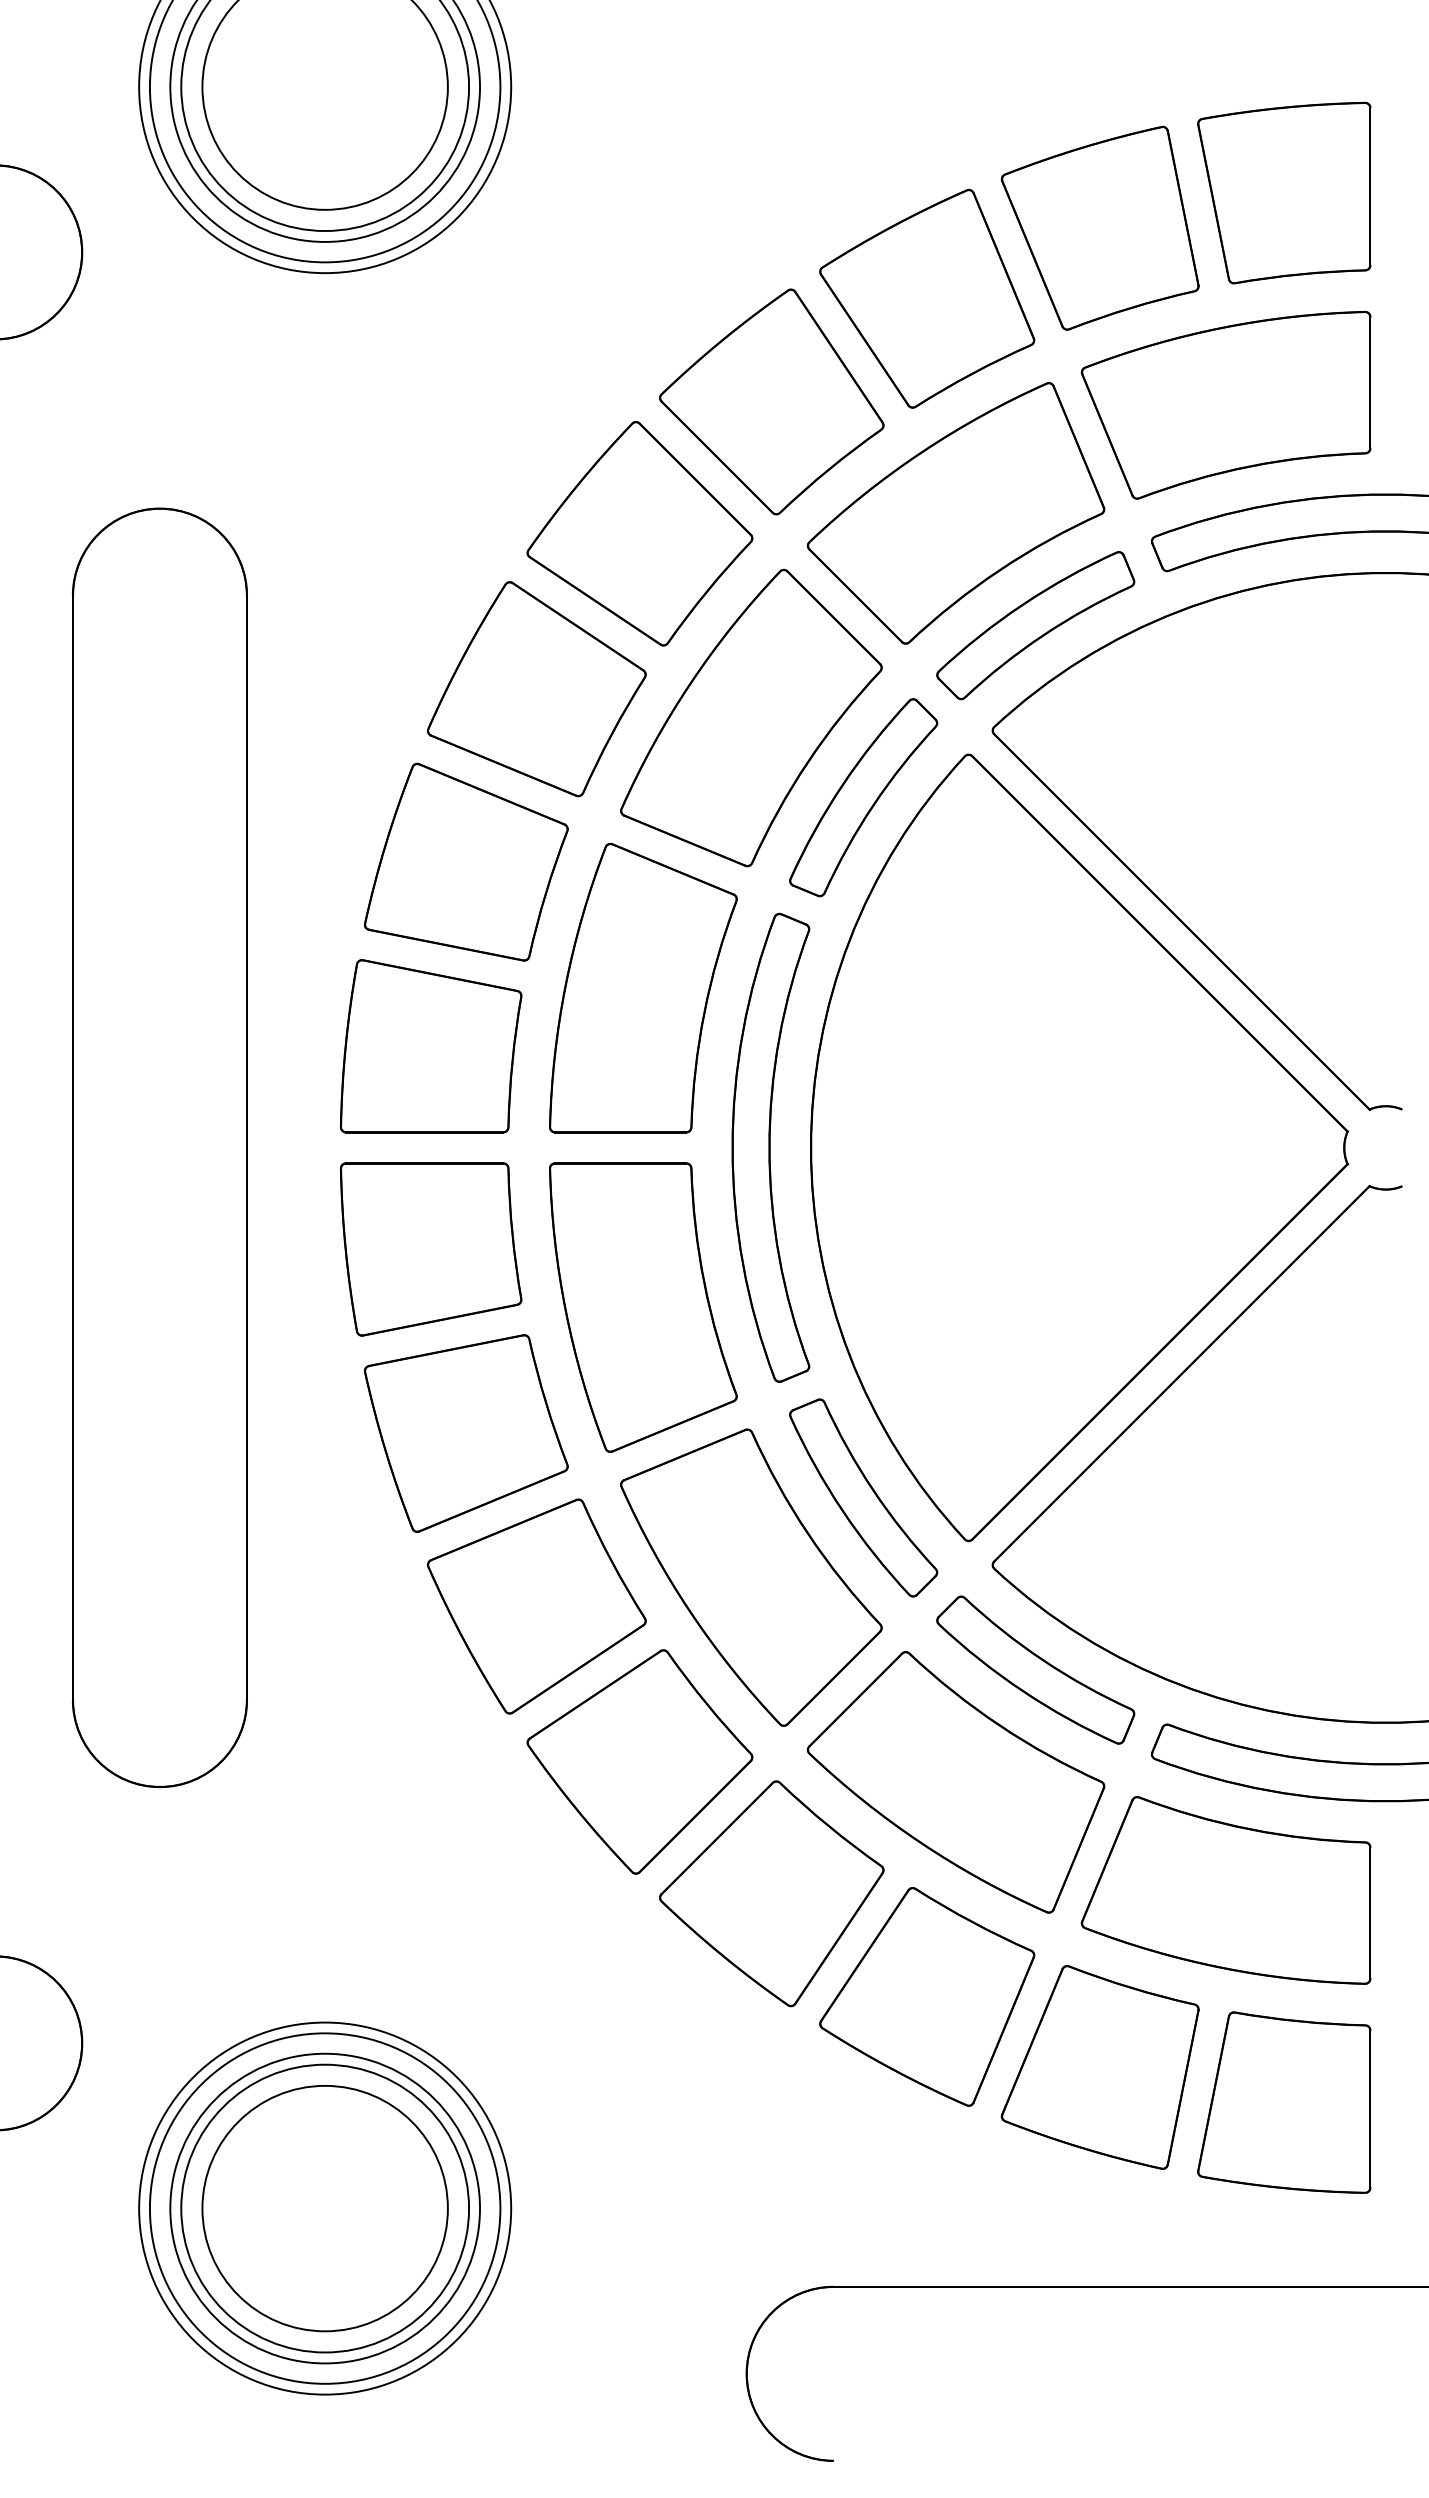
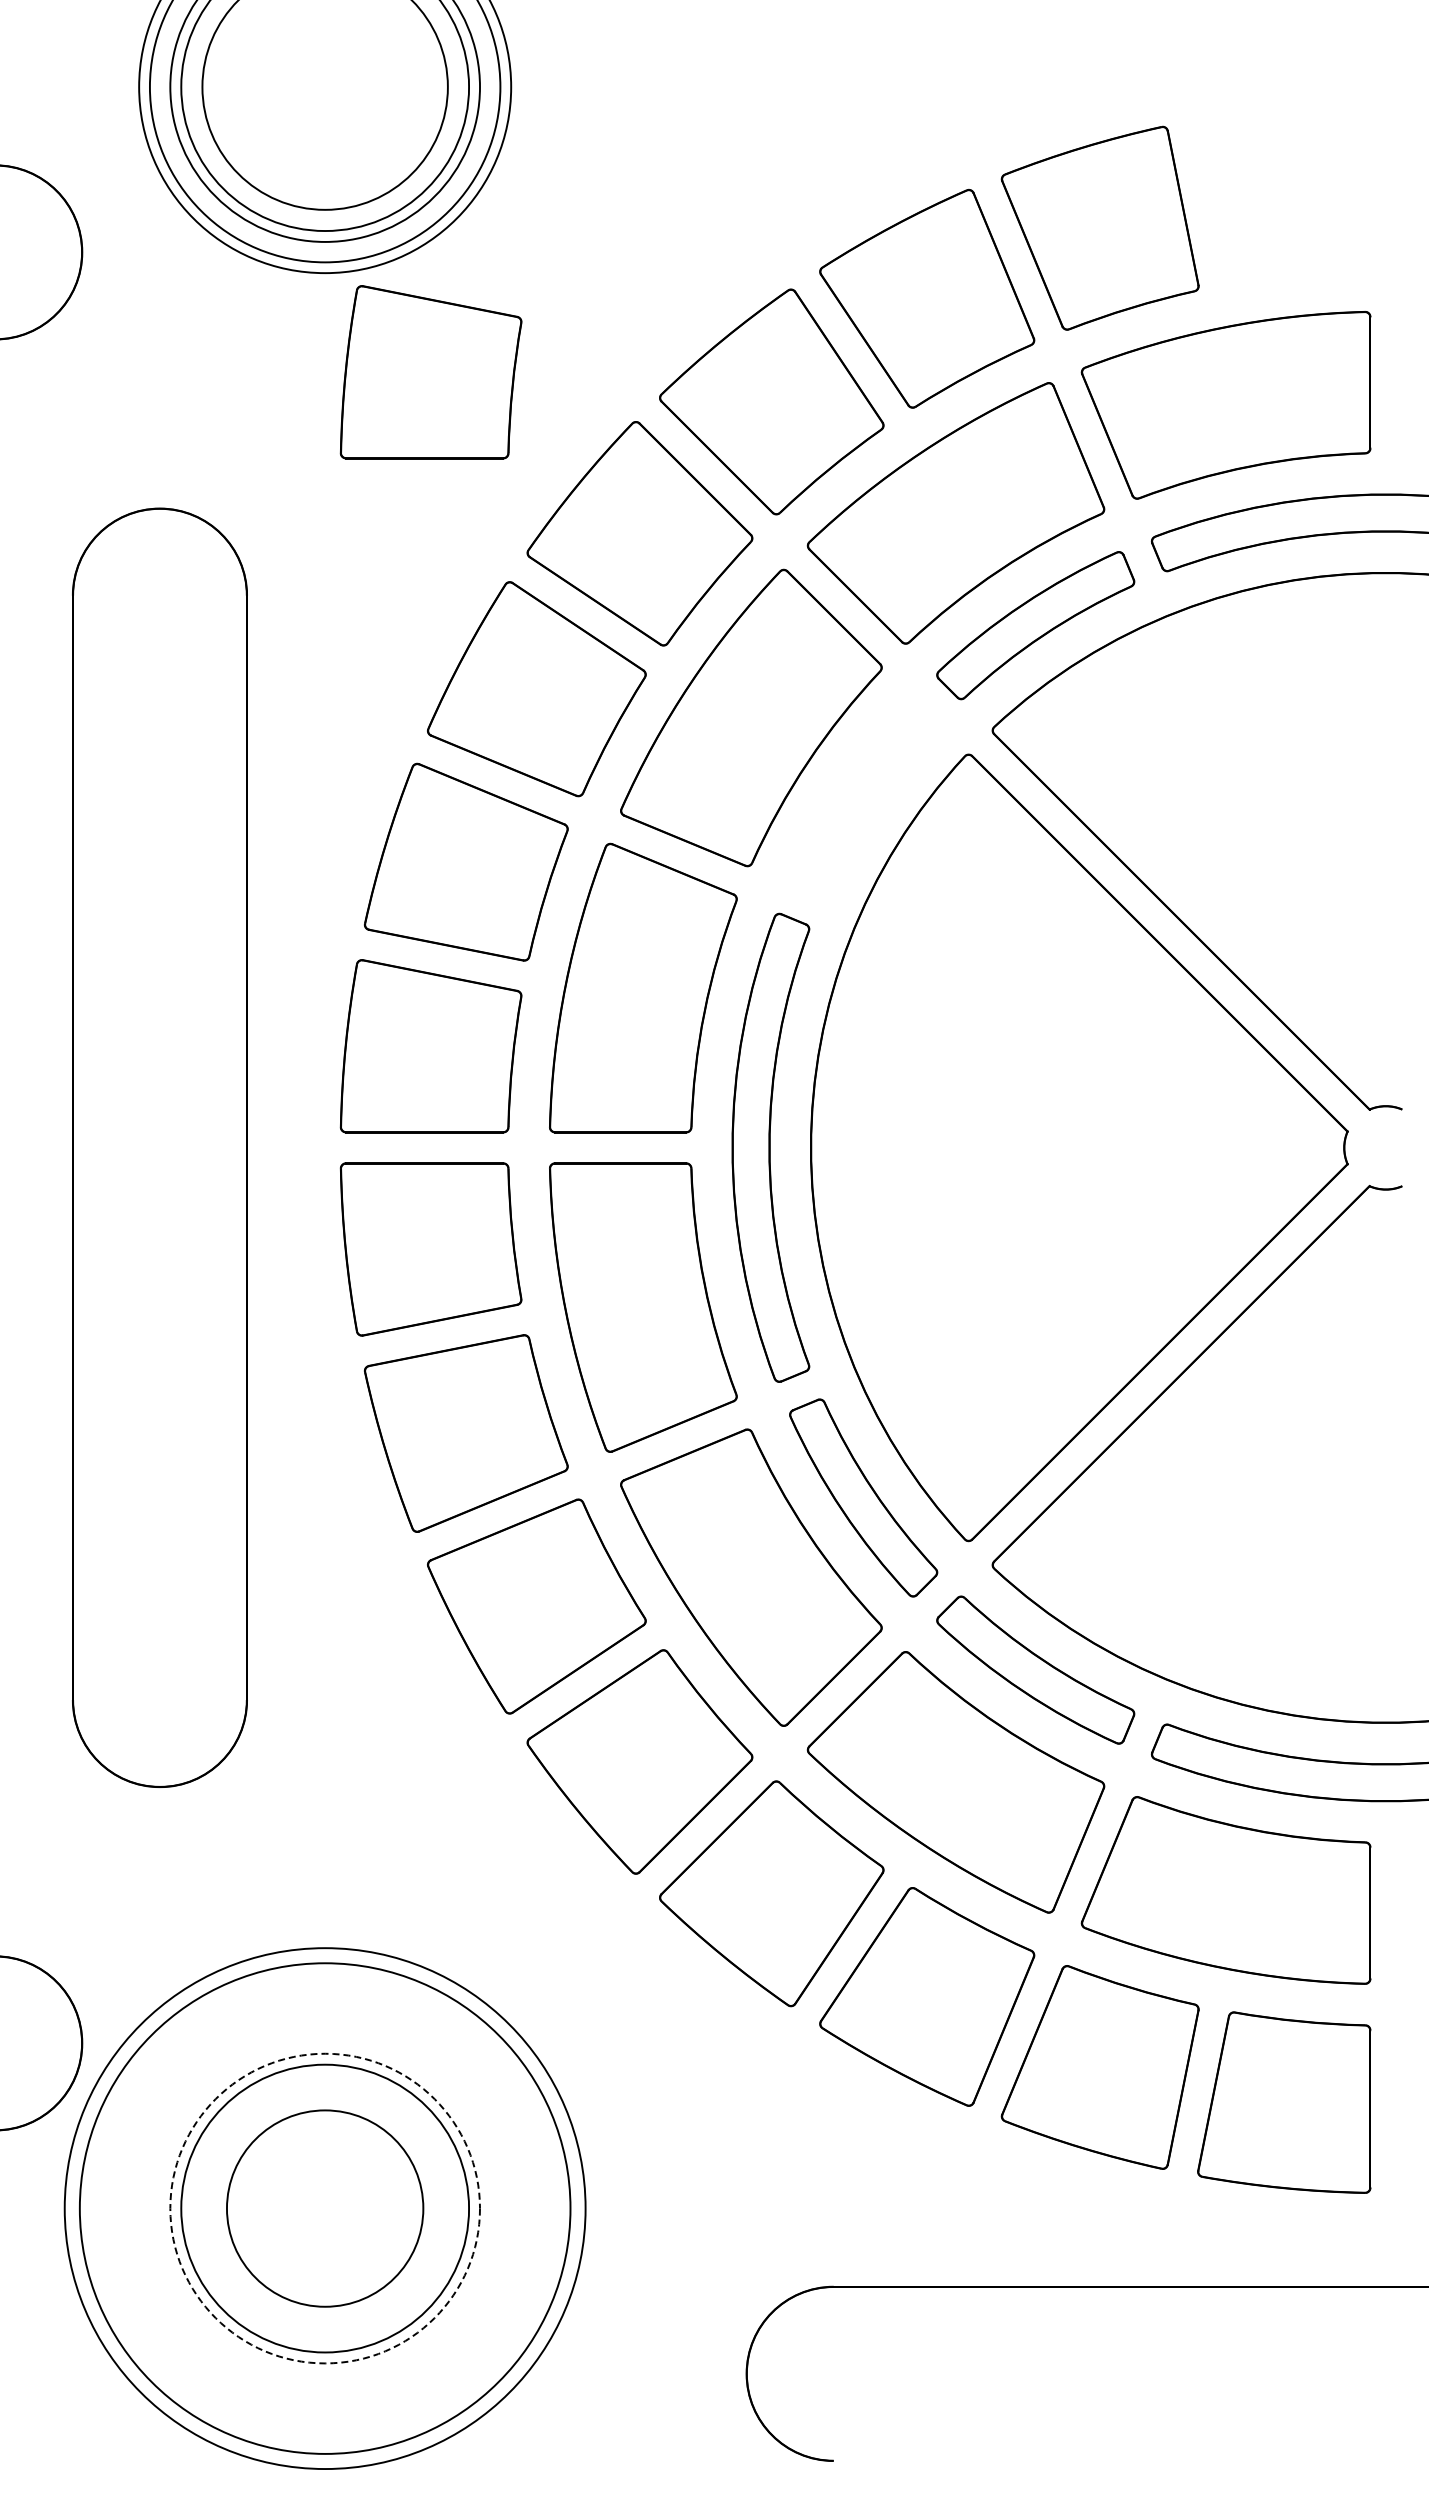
part: present -> none (1284, 192)
part: none -> present (430, 372)
part: present -> none (863, 797)
circle diameter: 245 px -> 196 px (324, 2208)
circle diameter: 350 px -> 491 px (324, 2208)
circle diameter: 372 px -> 521 px (324, 2208)
circle: solid -> dashed (325, 2208)
